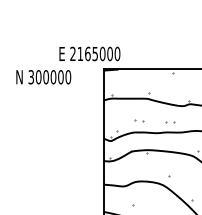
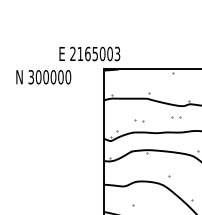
text: 2165000 -> 2165003 (117, 53)
part position: (170, 122) -> (176, 117) (176, 117)
